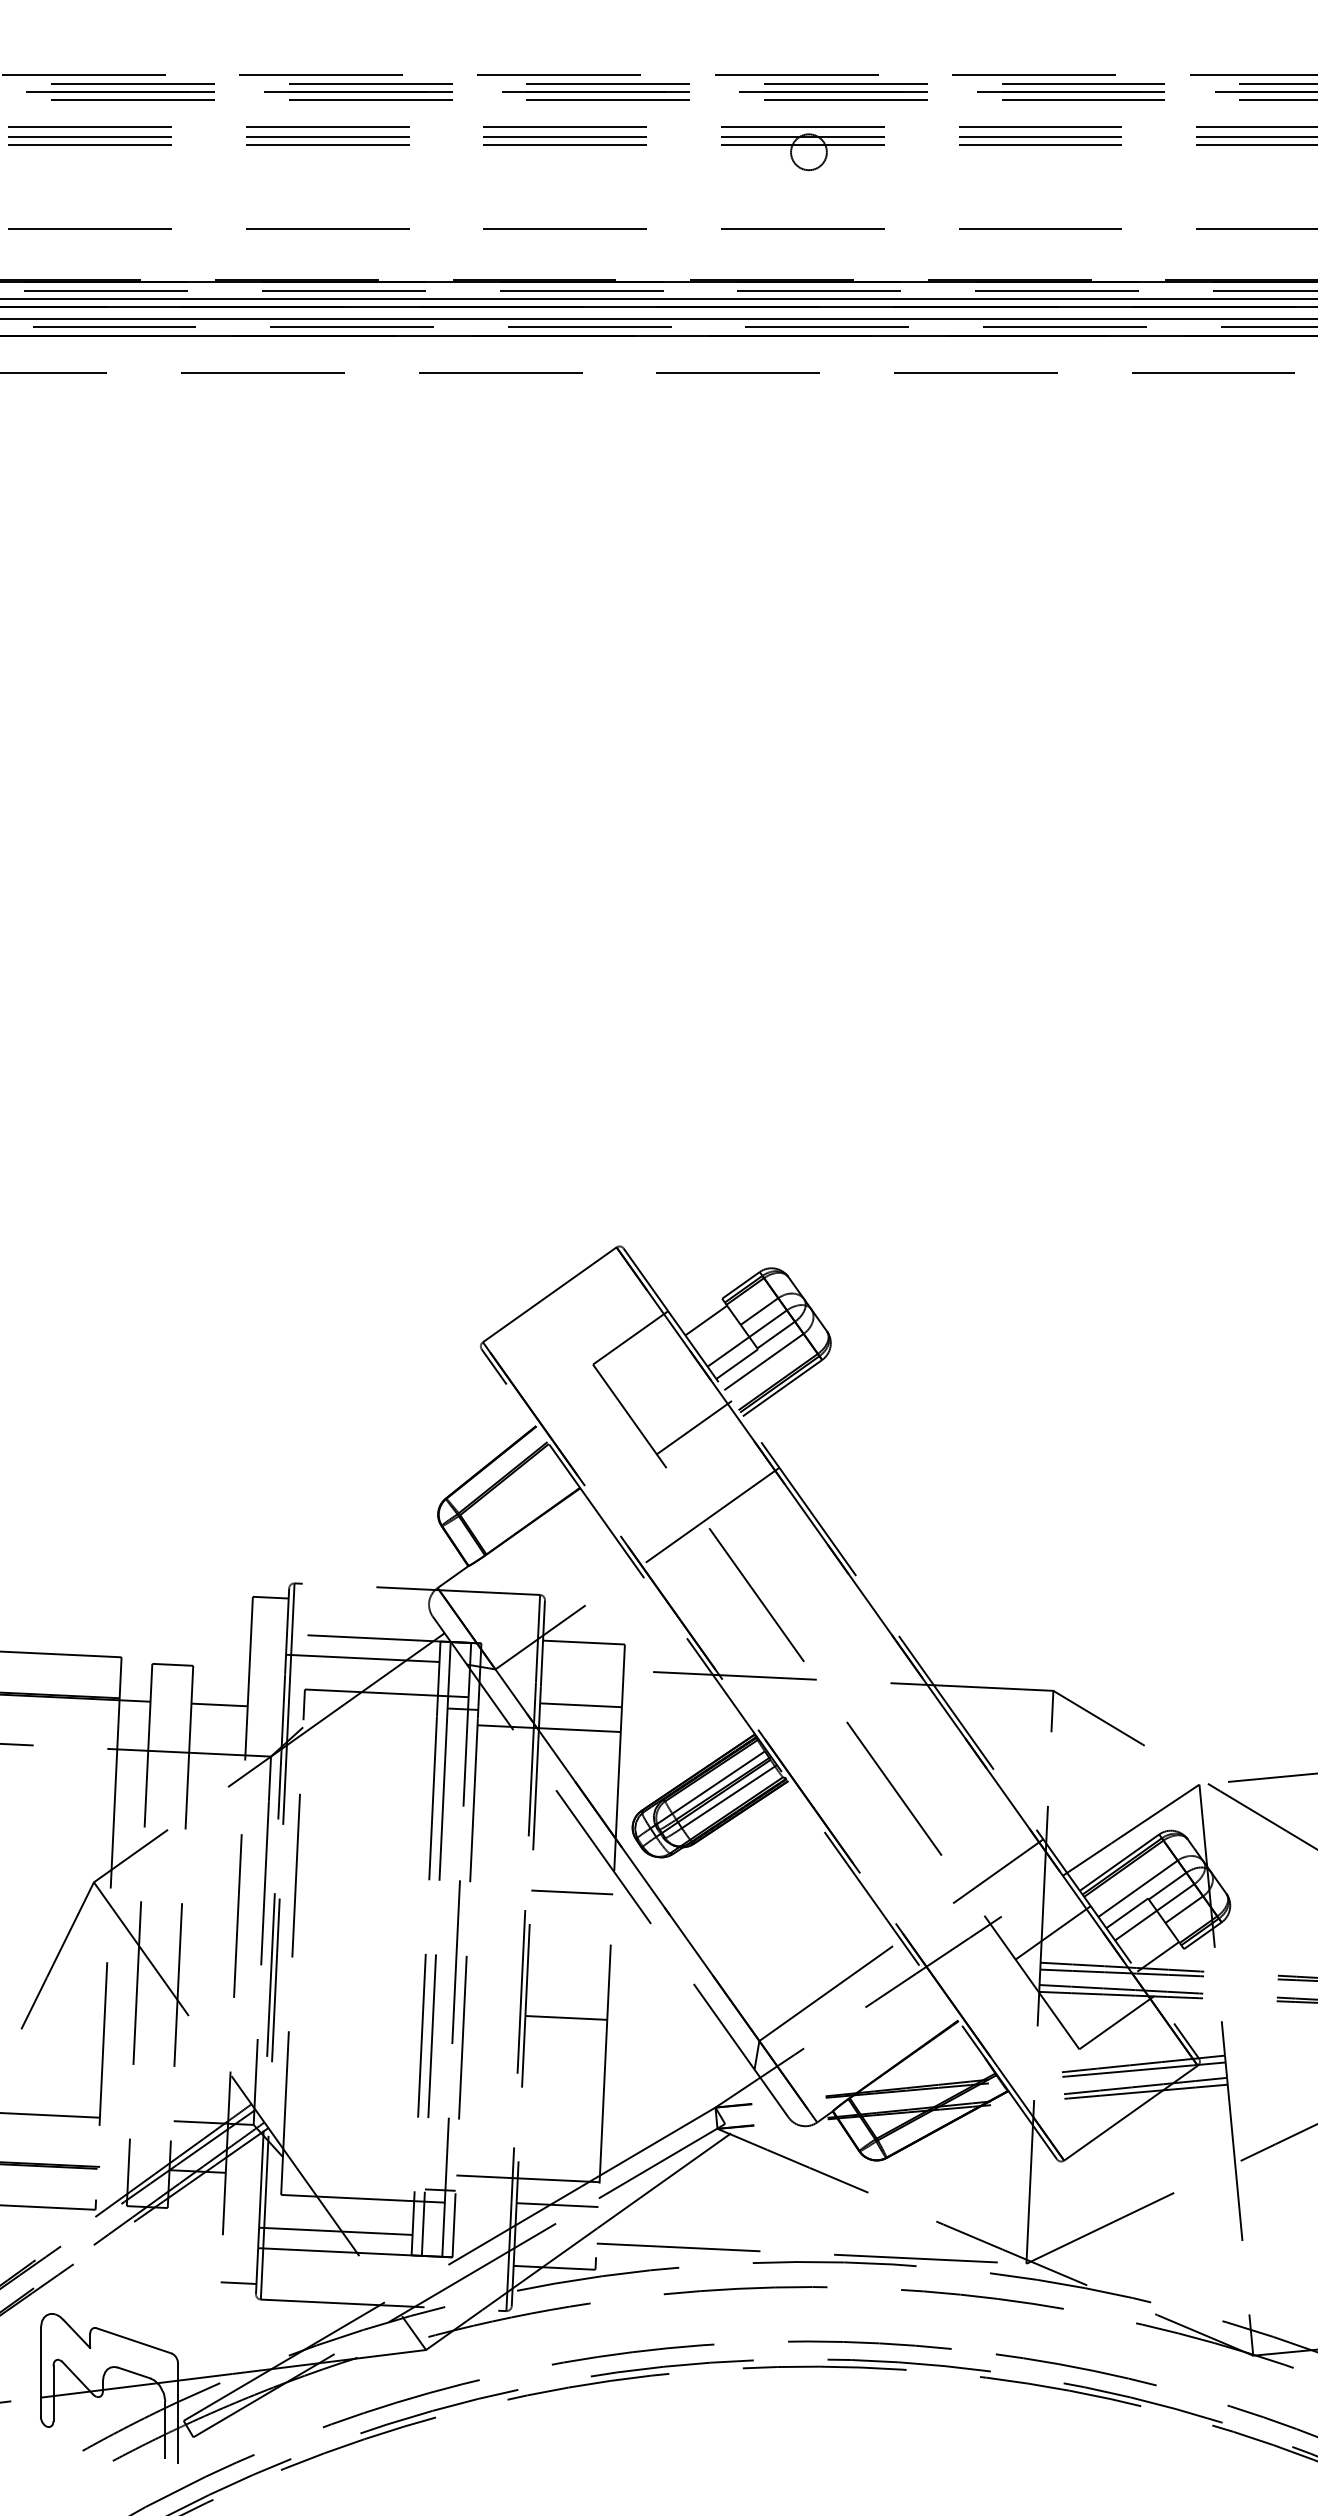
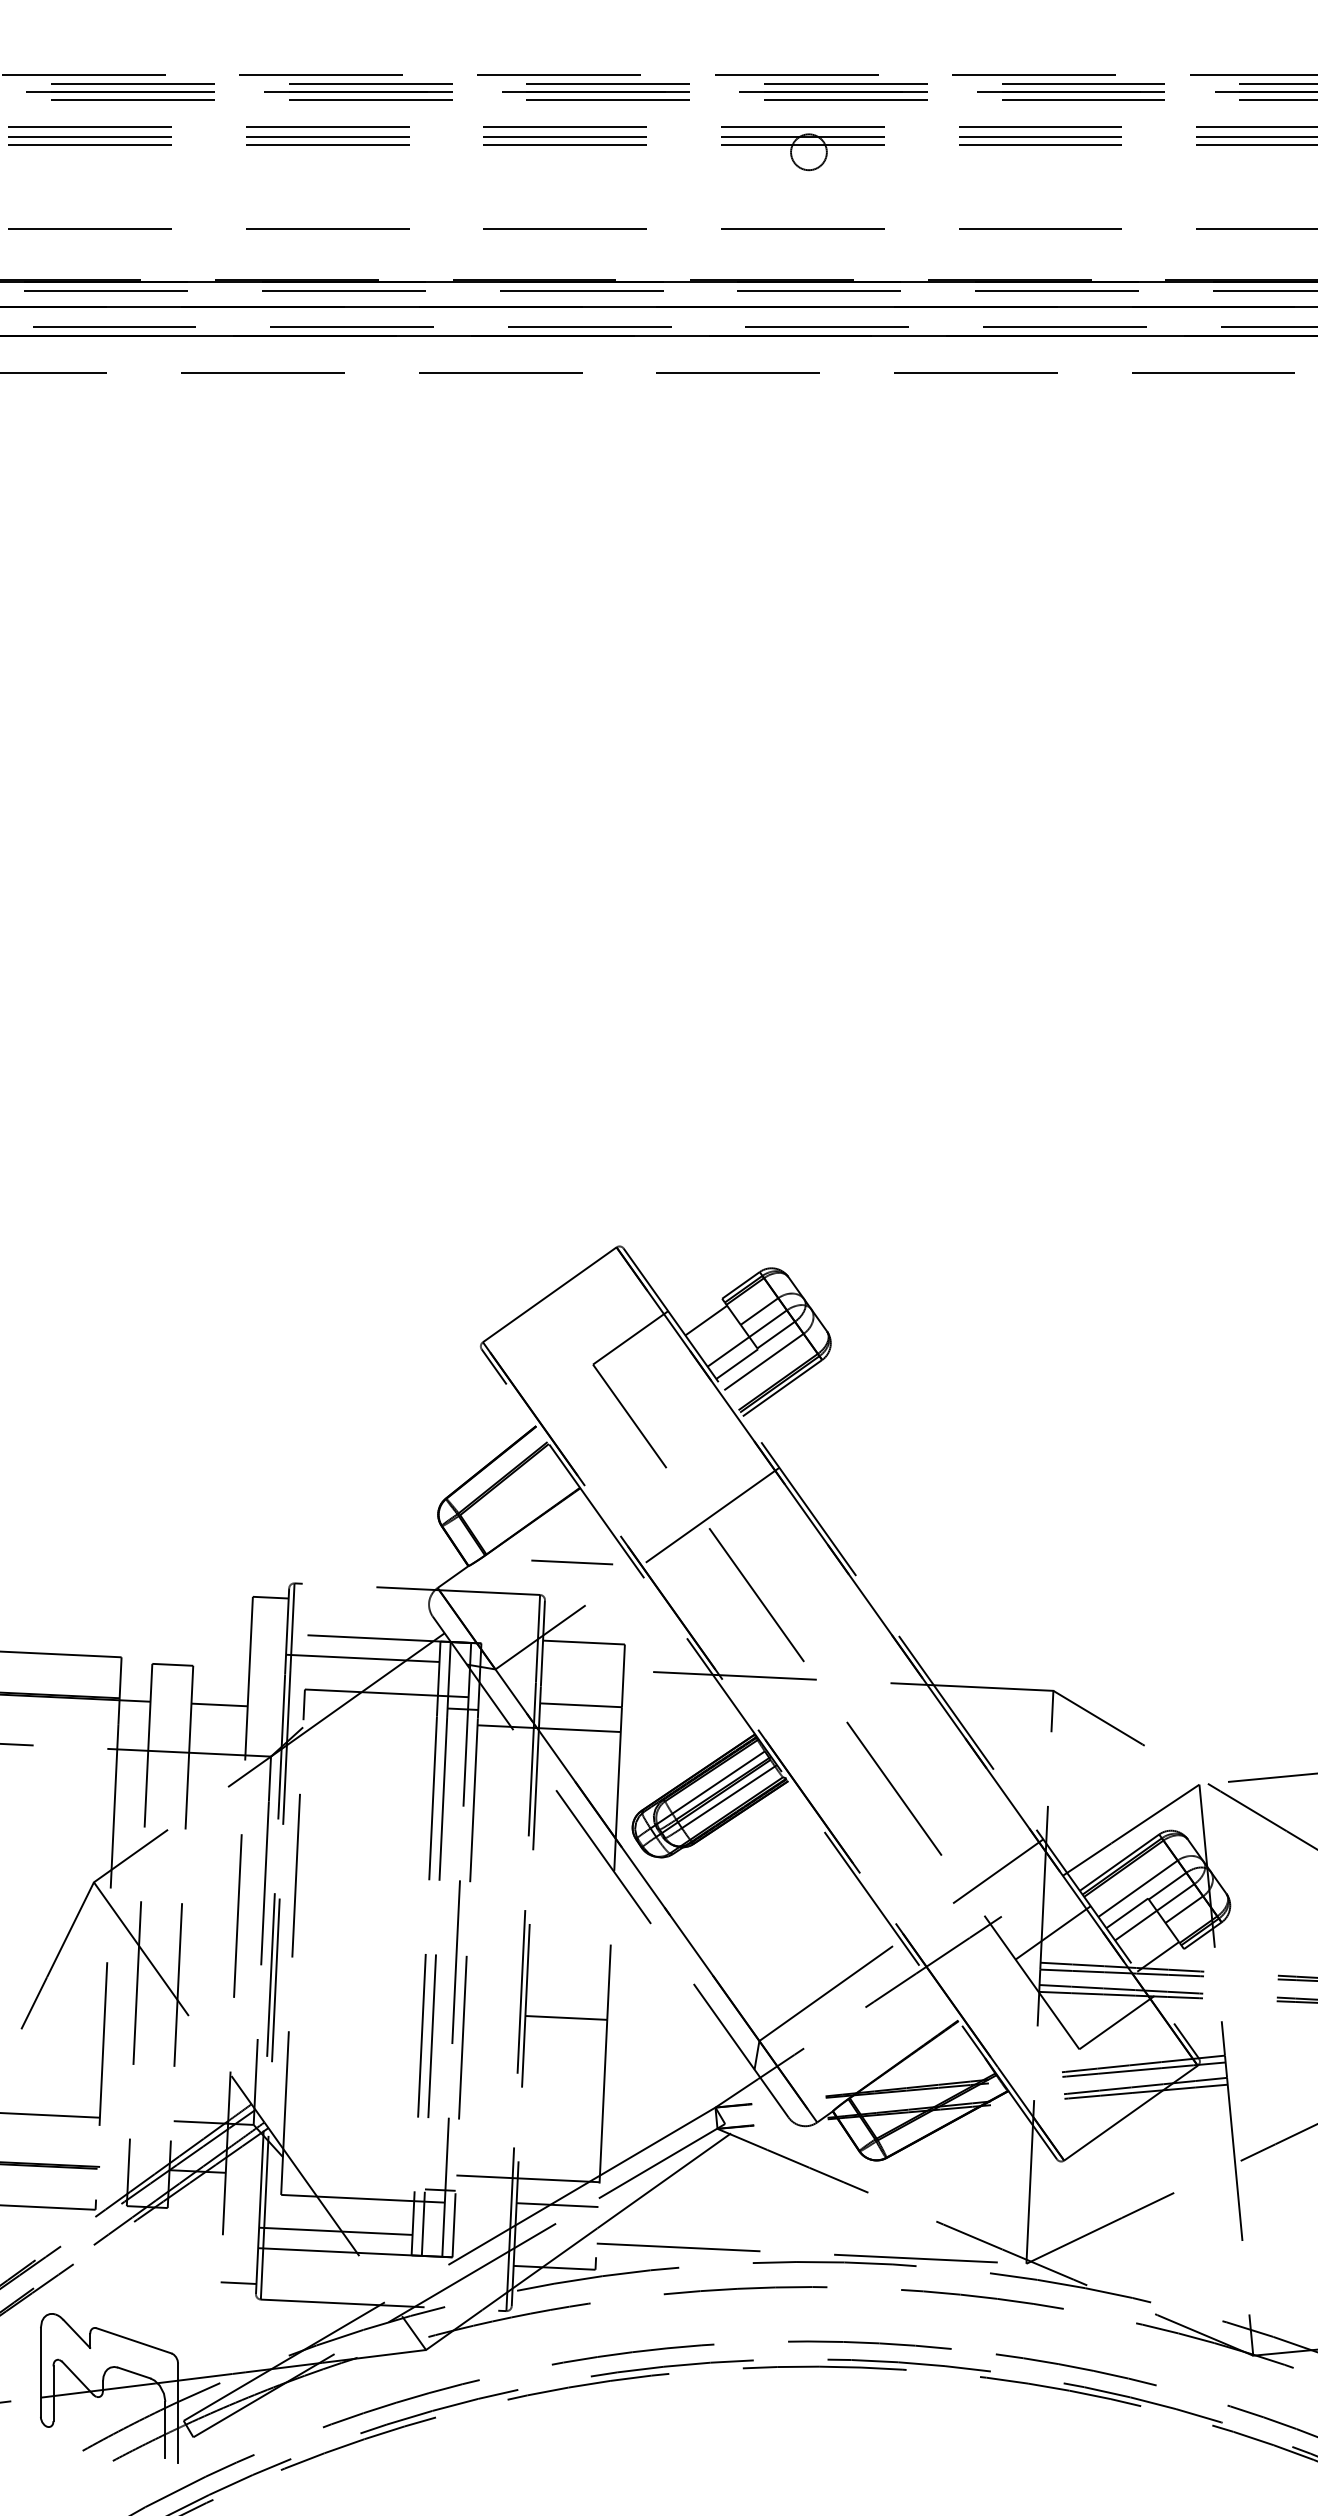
line: present -> none (658, 298)
line: present -> none (658, 319)
line: present -> none (693, 1427)
line position: (572, 1892) -> (572, 1562) (572, 1562)
